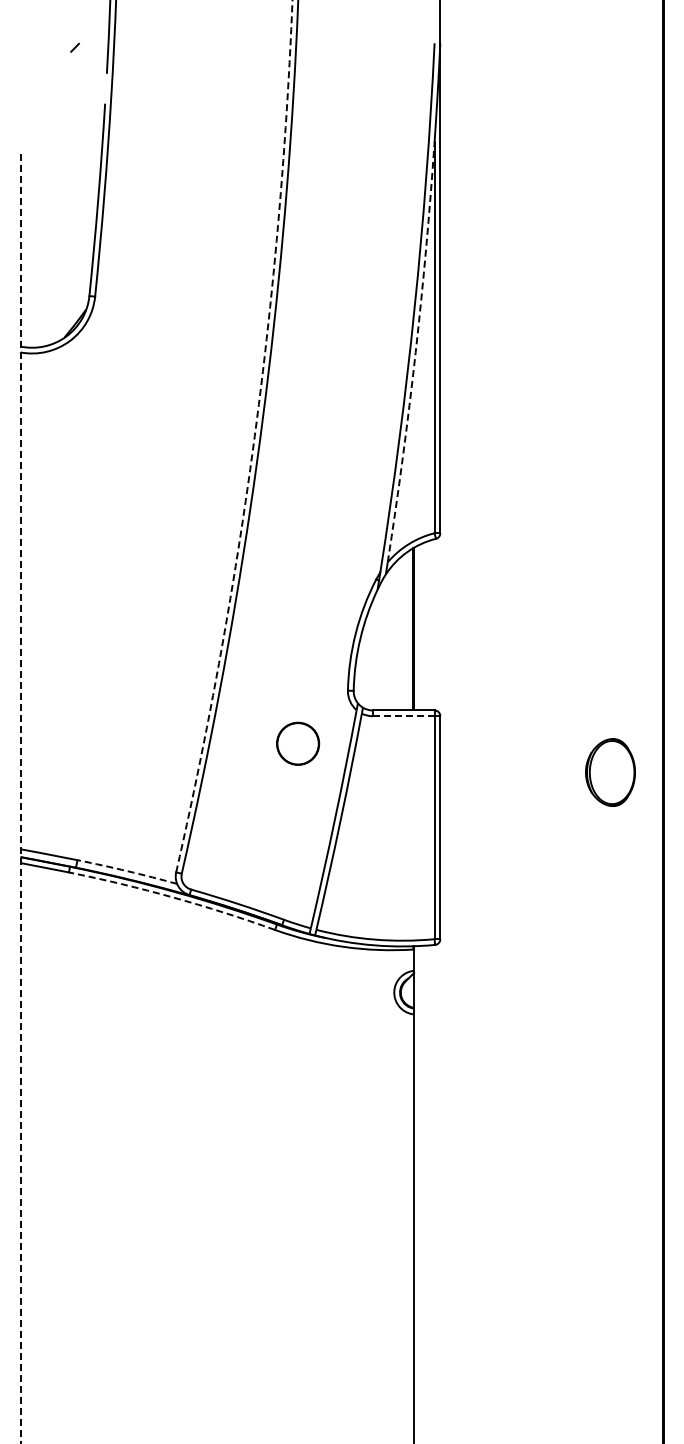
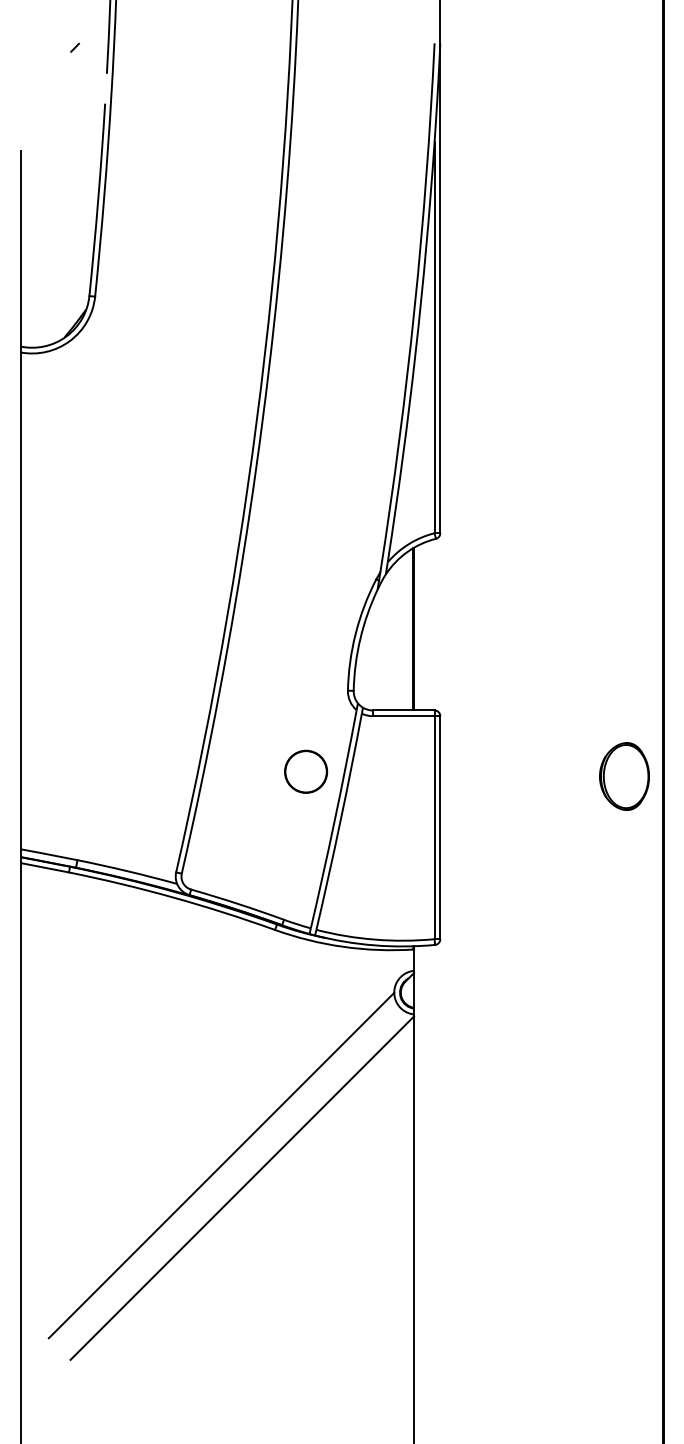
arc: dashed -> solid (415, 352)
arc: dashed -> solid (254, 438)
line: dashed -> solid (403, 716)
circle position: (298, 743) -> (306, 771) (306, 771)
part position: (610, 772) -> (624, 776) (624, 776)
line: dashed -> solid (20, 797)
arc: dashed -> solid (127, 871)
arc: dashed -> solid (173, 897)
line: none -> present (221, 1165)
line: none -> present (242, 1187)
